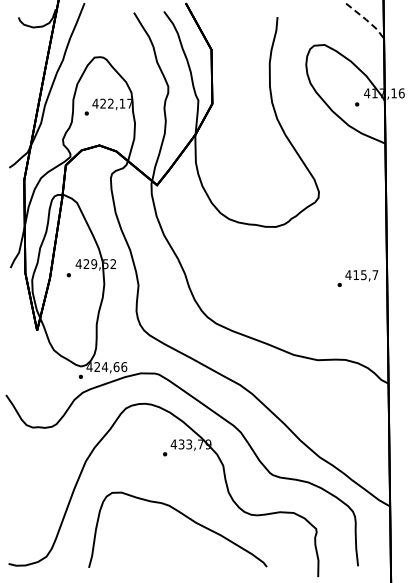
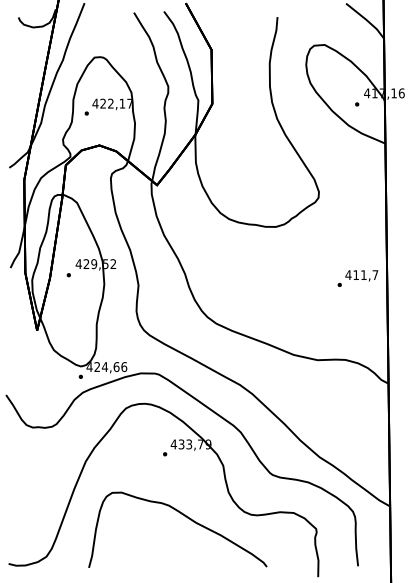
line: dashed -> solid (367, 20)
text: 415,7 -> 411,7 (363, 275)
